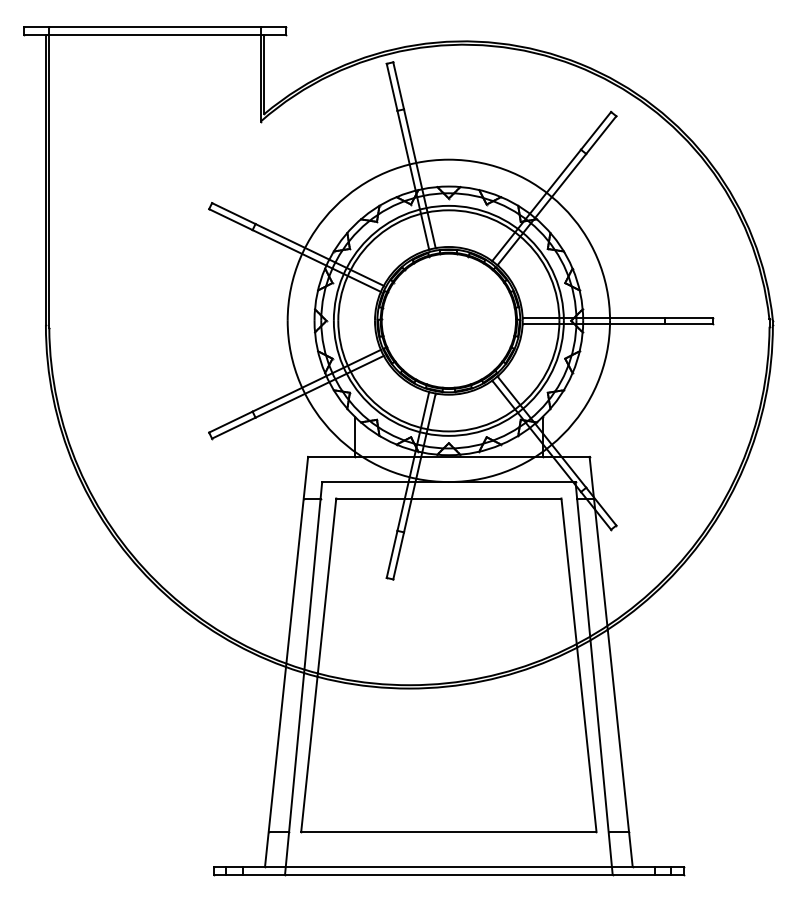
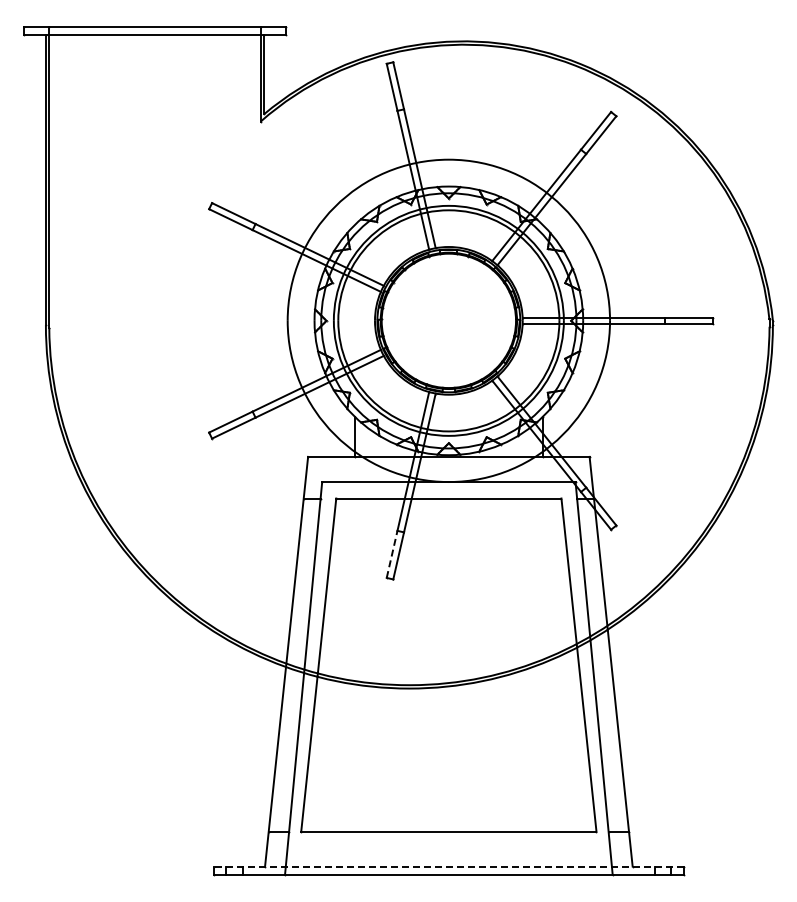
line: solid -> dashed (392, 553)
line: solid -> dashed (448, 866)
